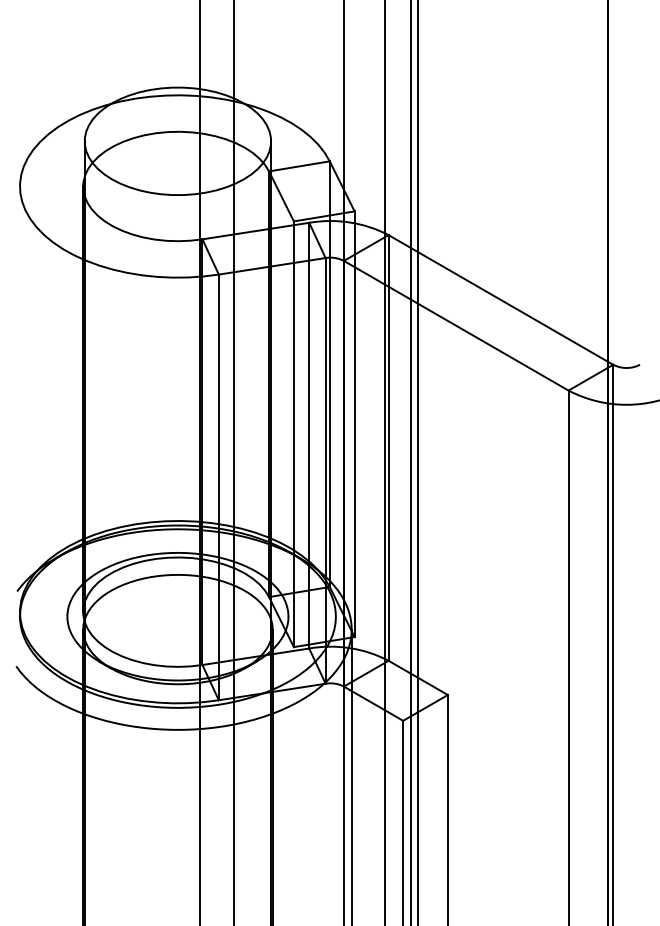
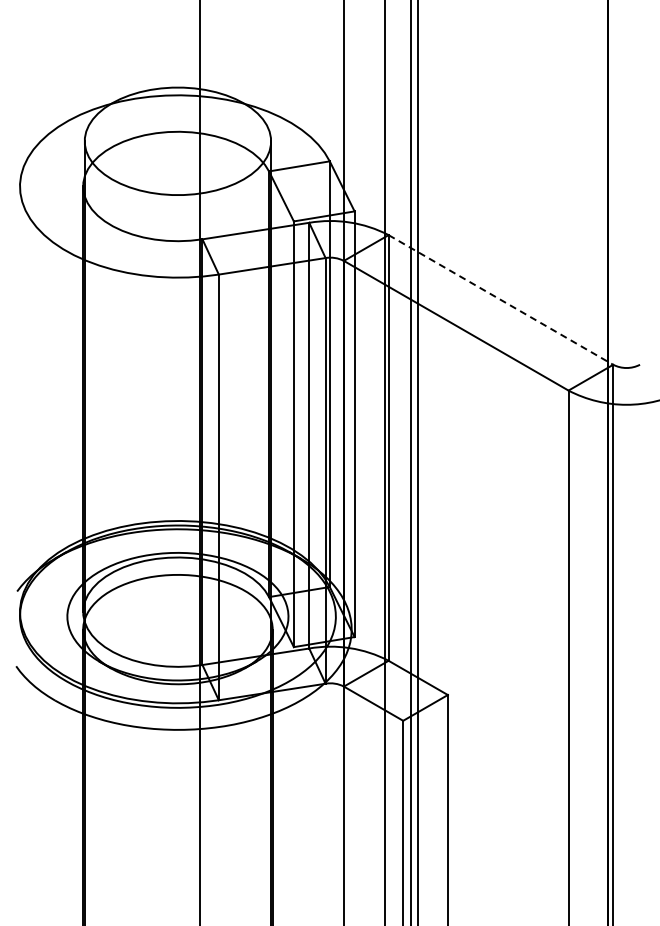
line: solid -> dashed (500, 299)
line: present -> none (233, 462)
line: present -> none (351, 775)
